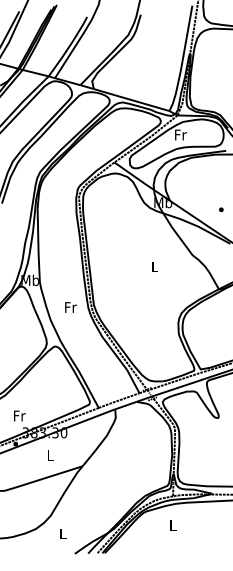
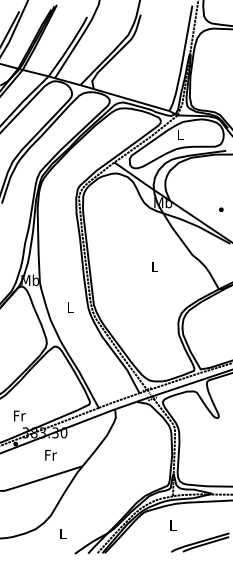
text: Fr -> L (180, 134)
text: Fr -> L (70, 307)
text: L -> Fr (50, 455)
part: none -> present (200, 542)
